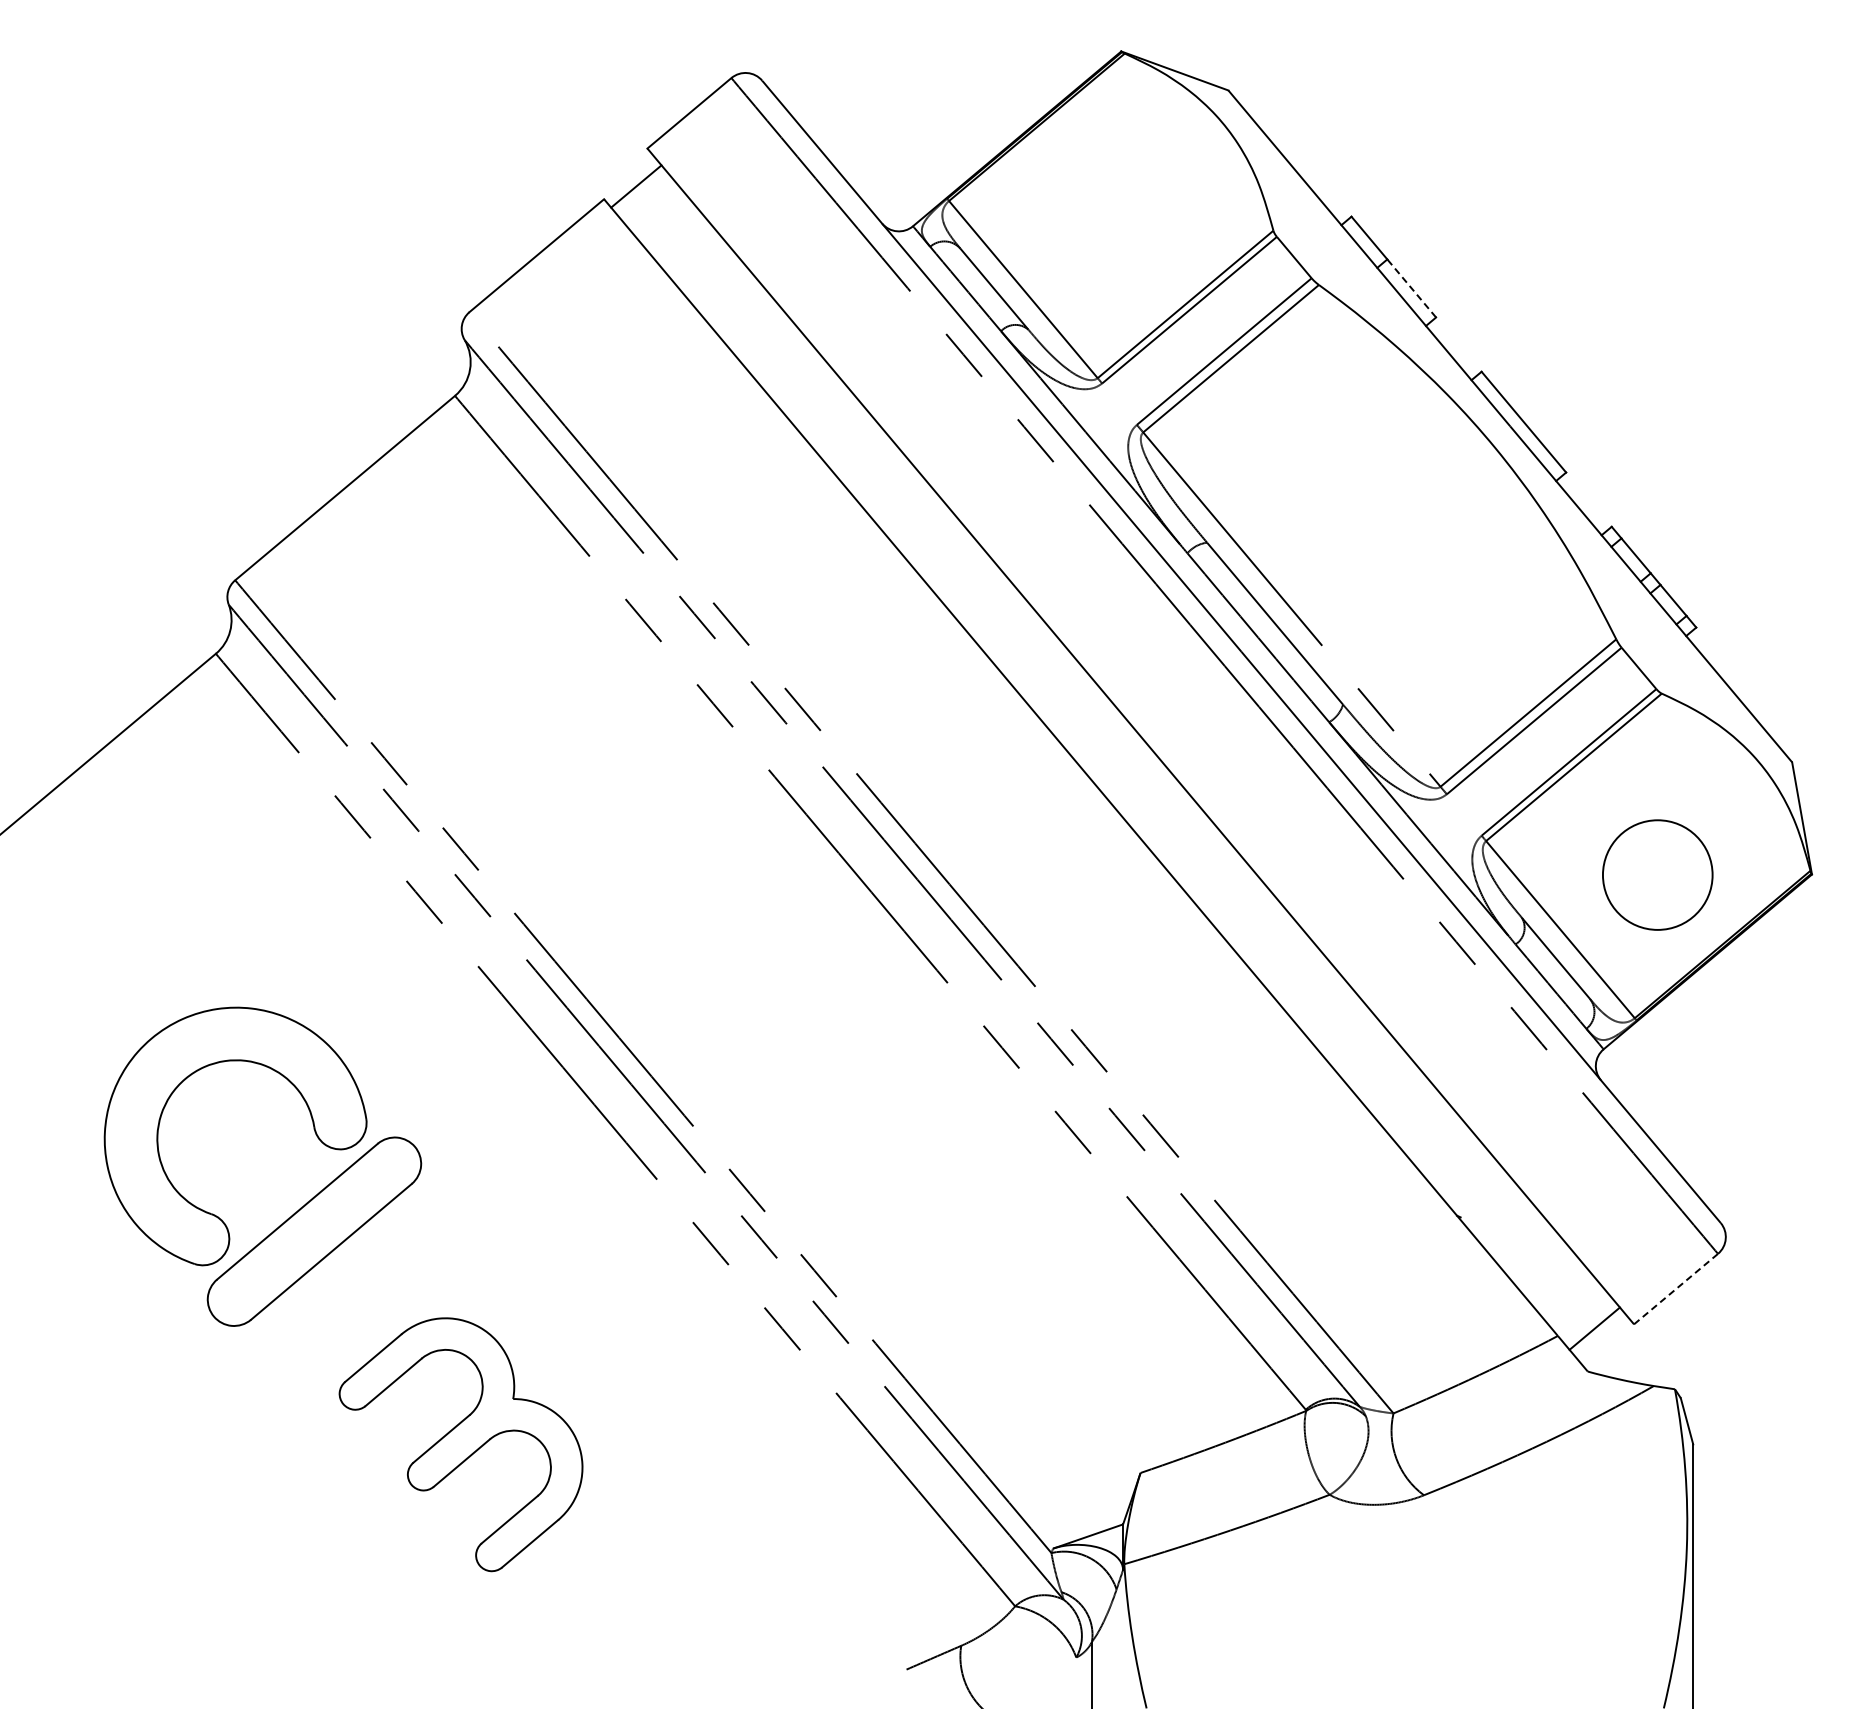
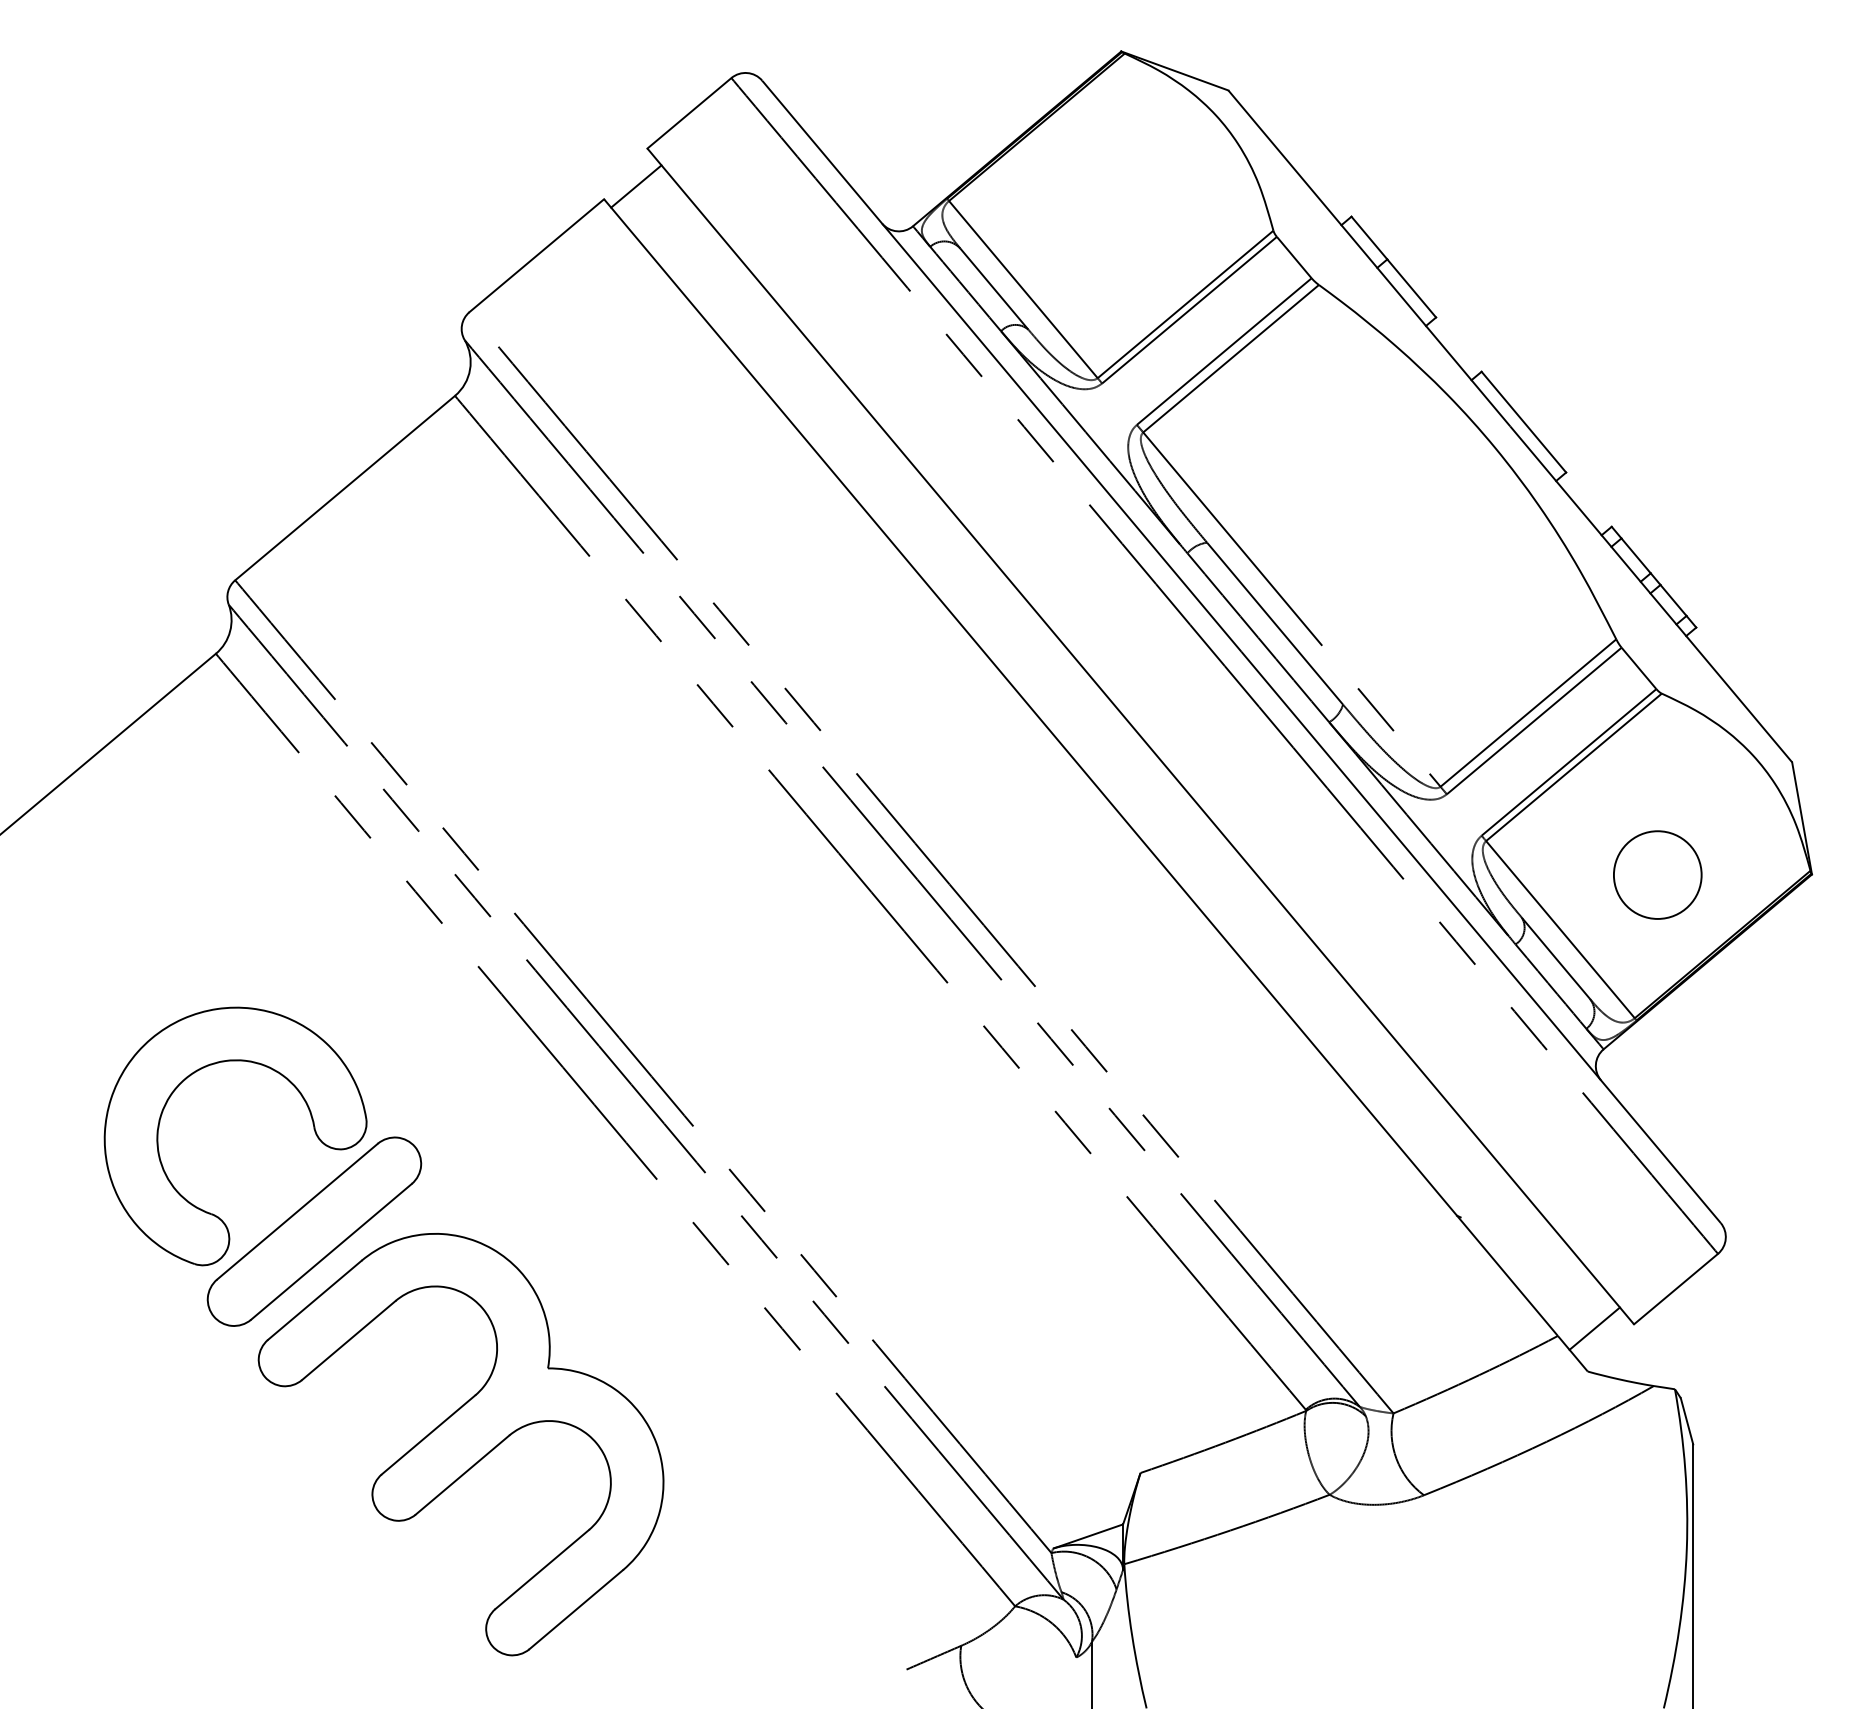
line: dashed -> solid (1411, 288)
circle diameter: 110 px -> 88 px (1657, 874)
line: dashed -> solid (1676, 1289)
part size: 246x256 px -> 408x424 px (460, 1444)
